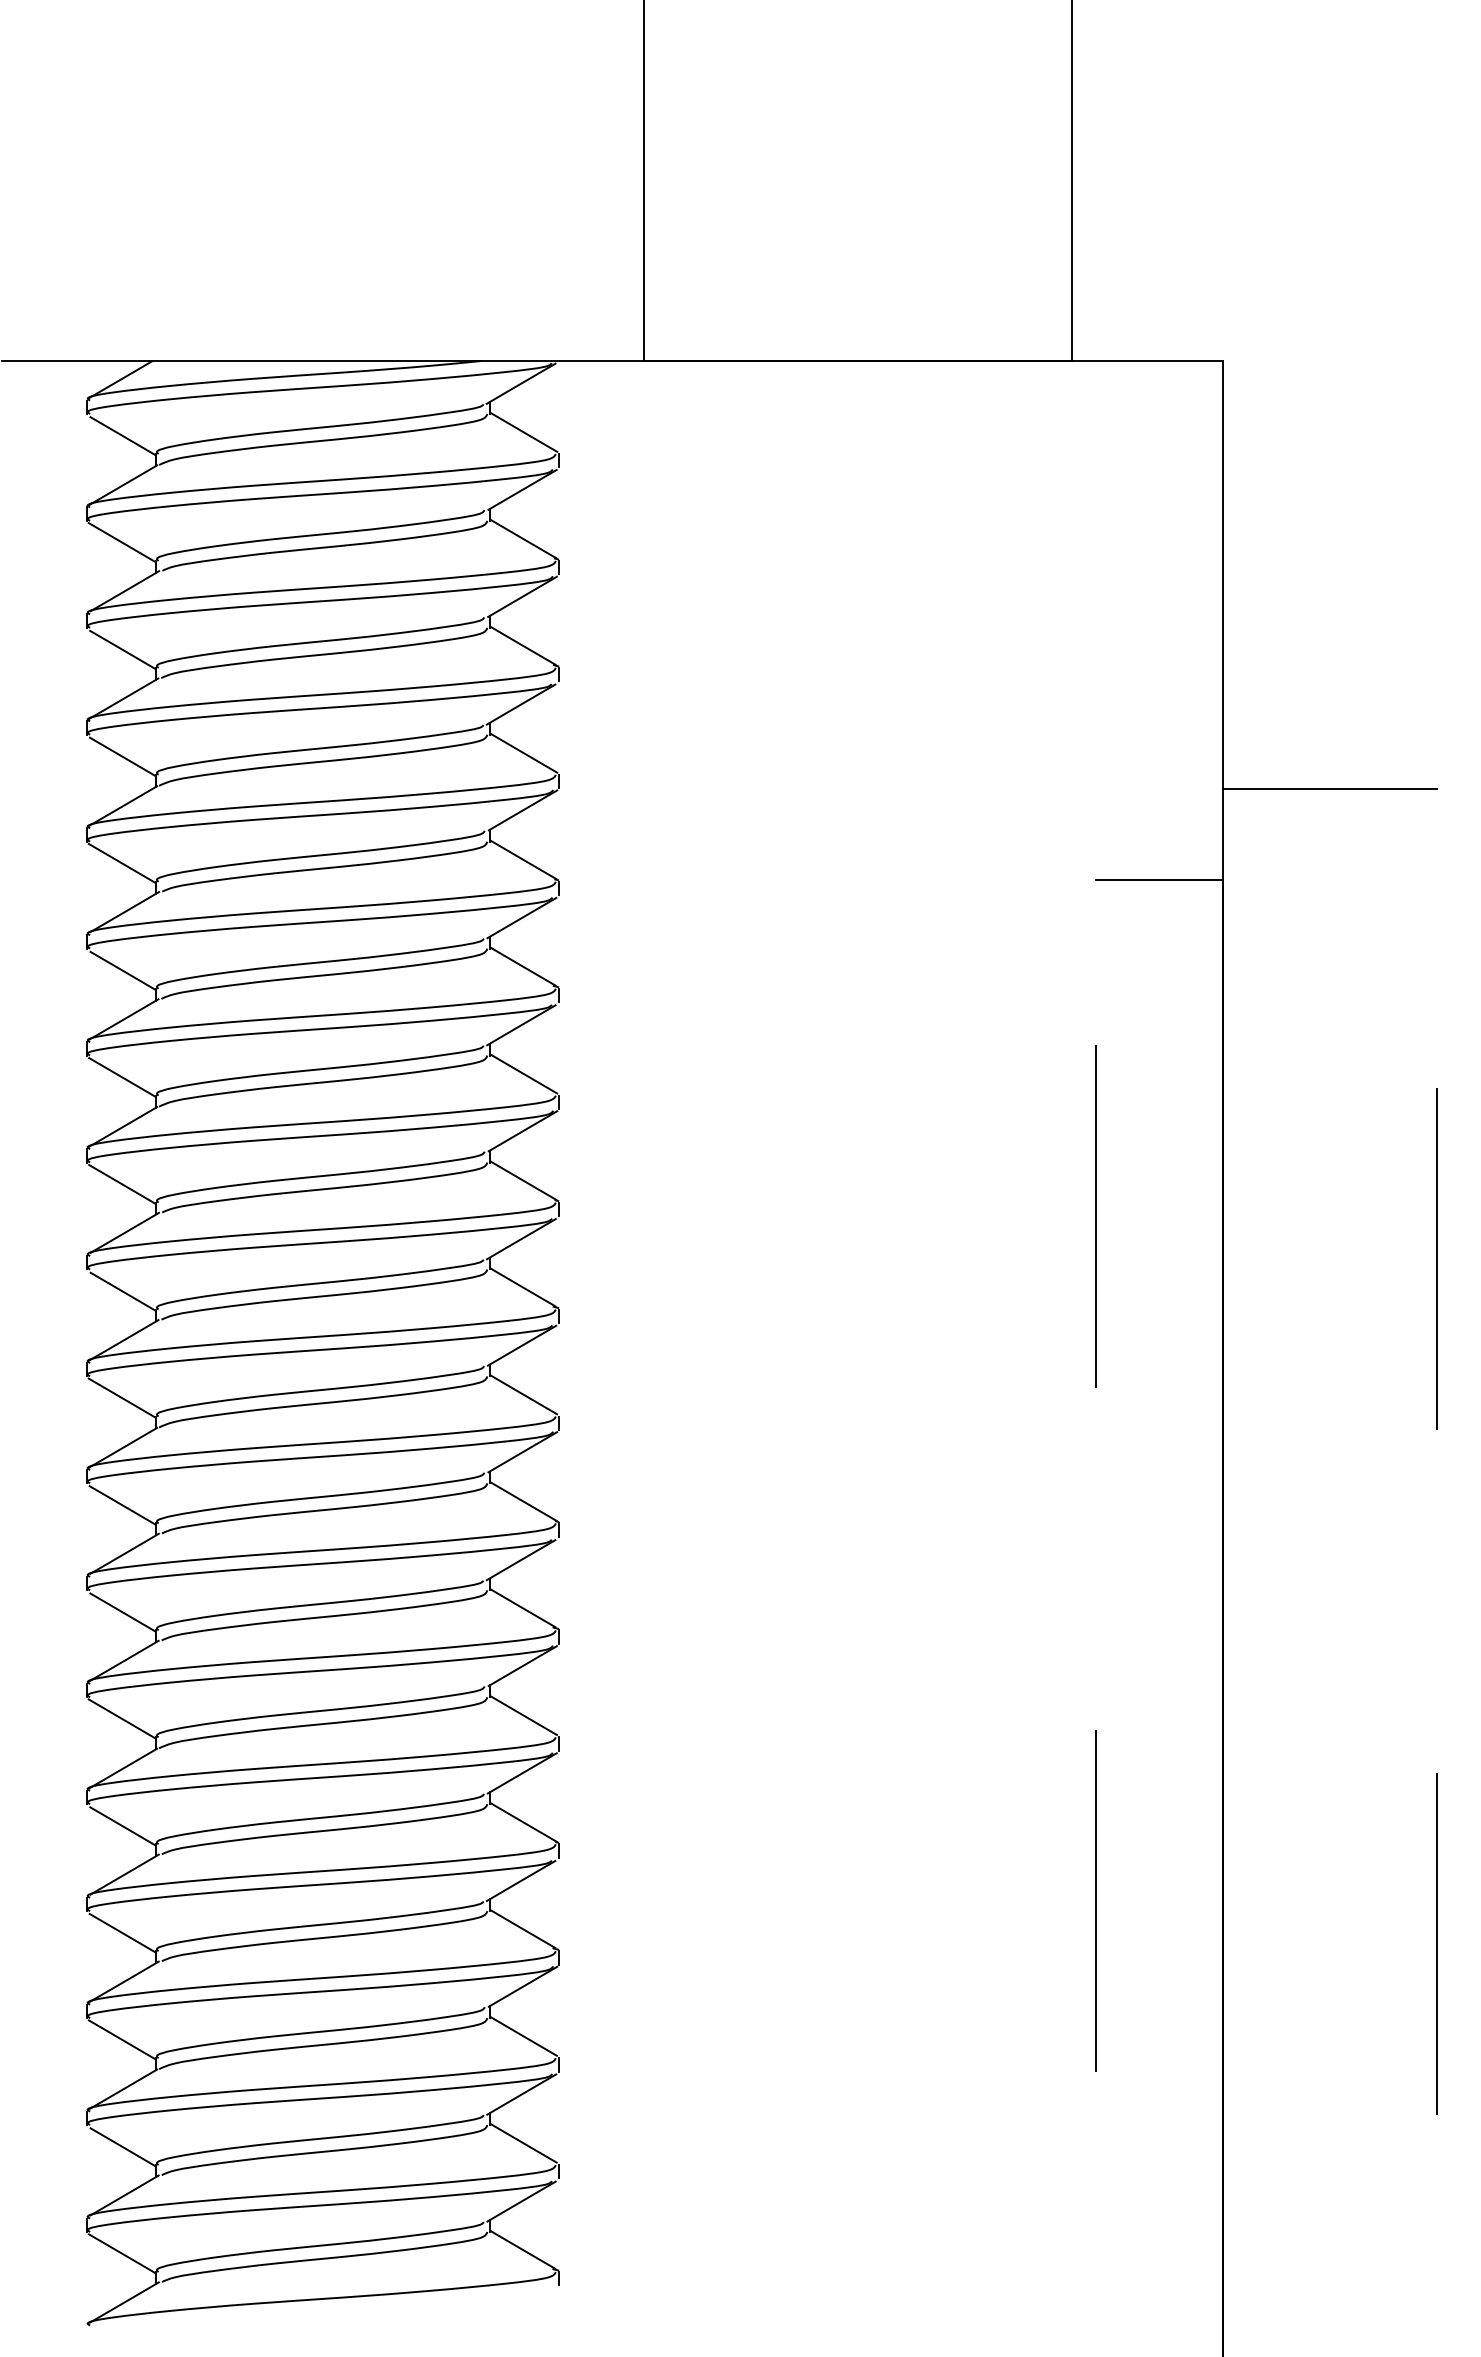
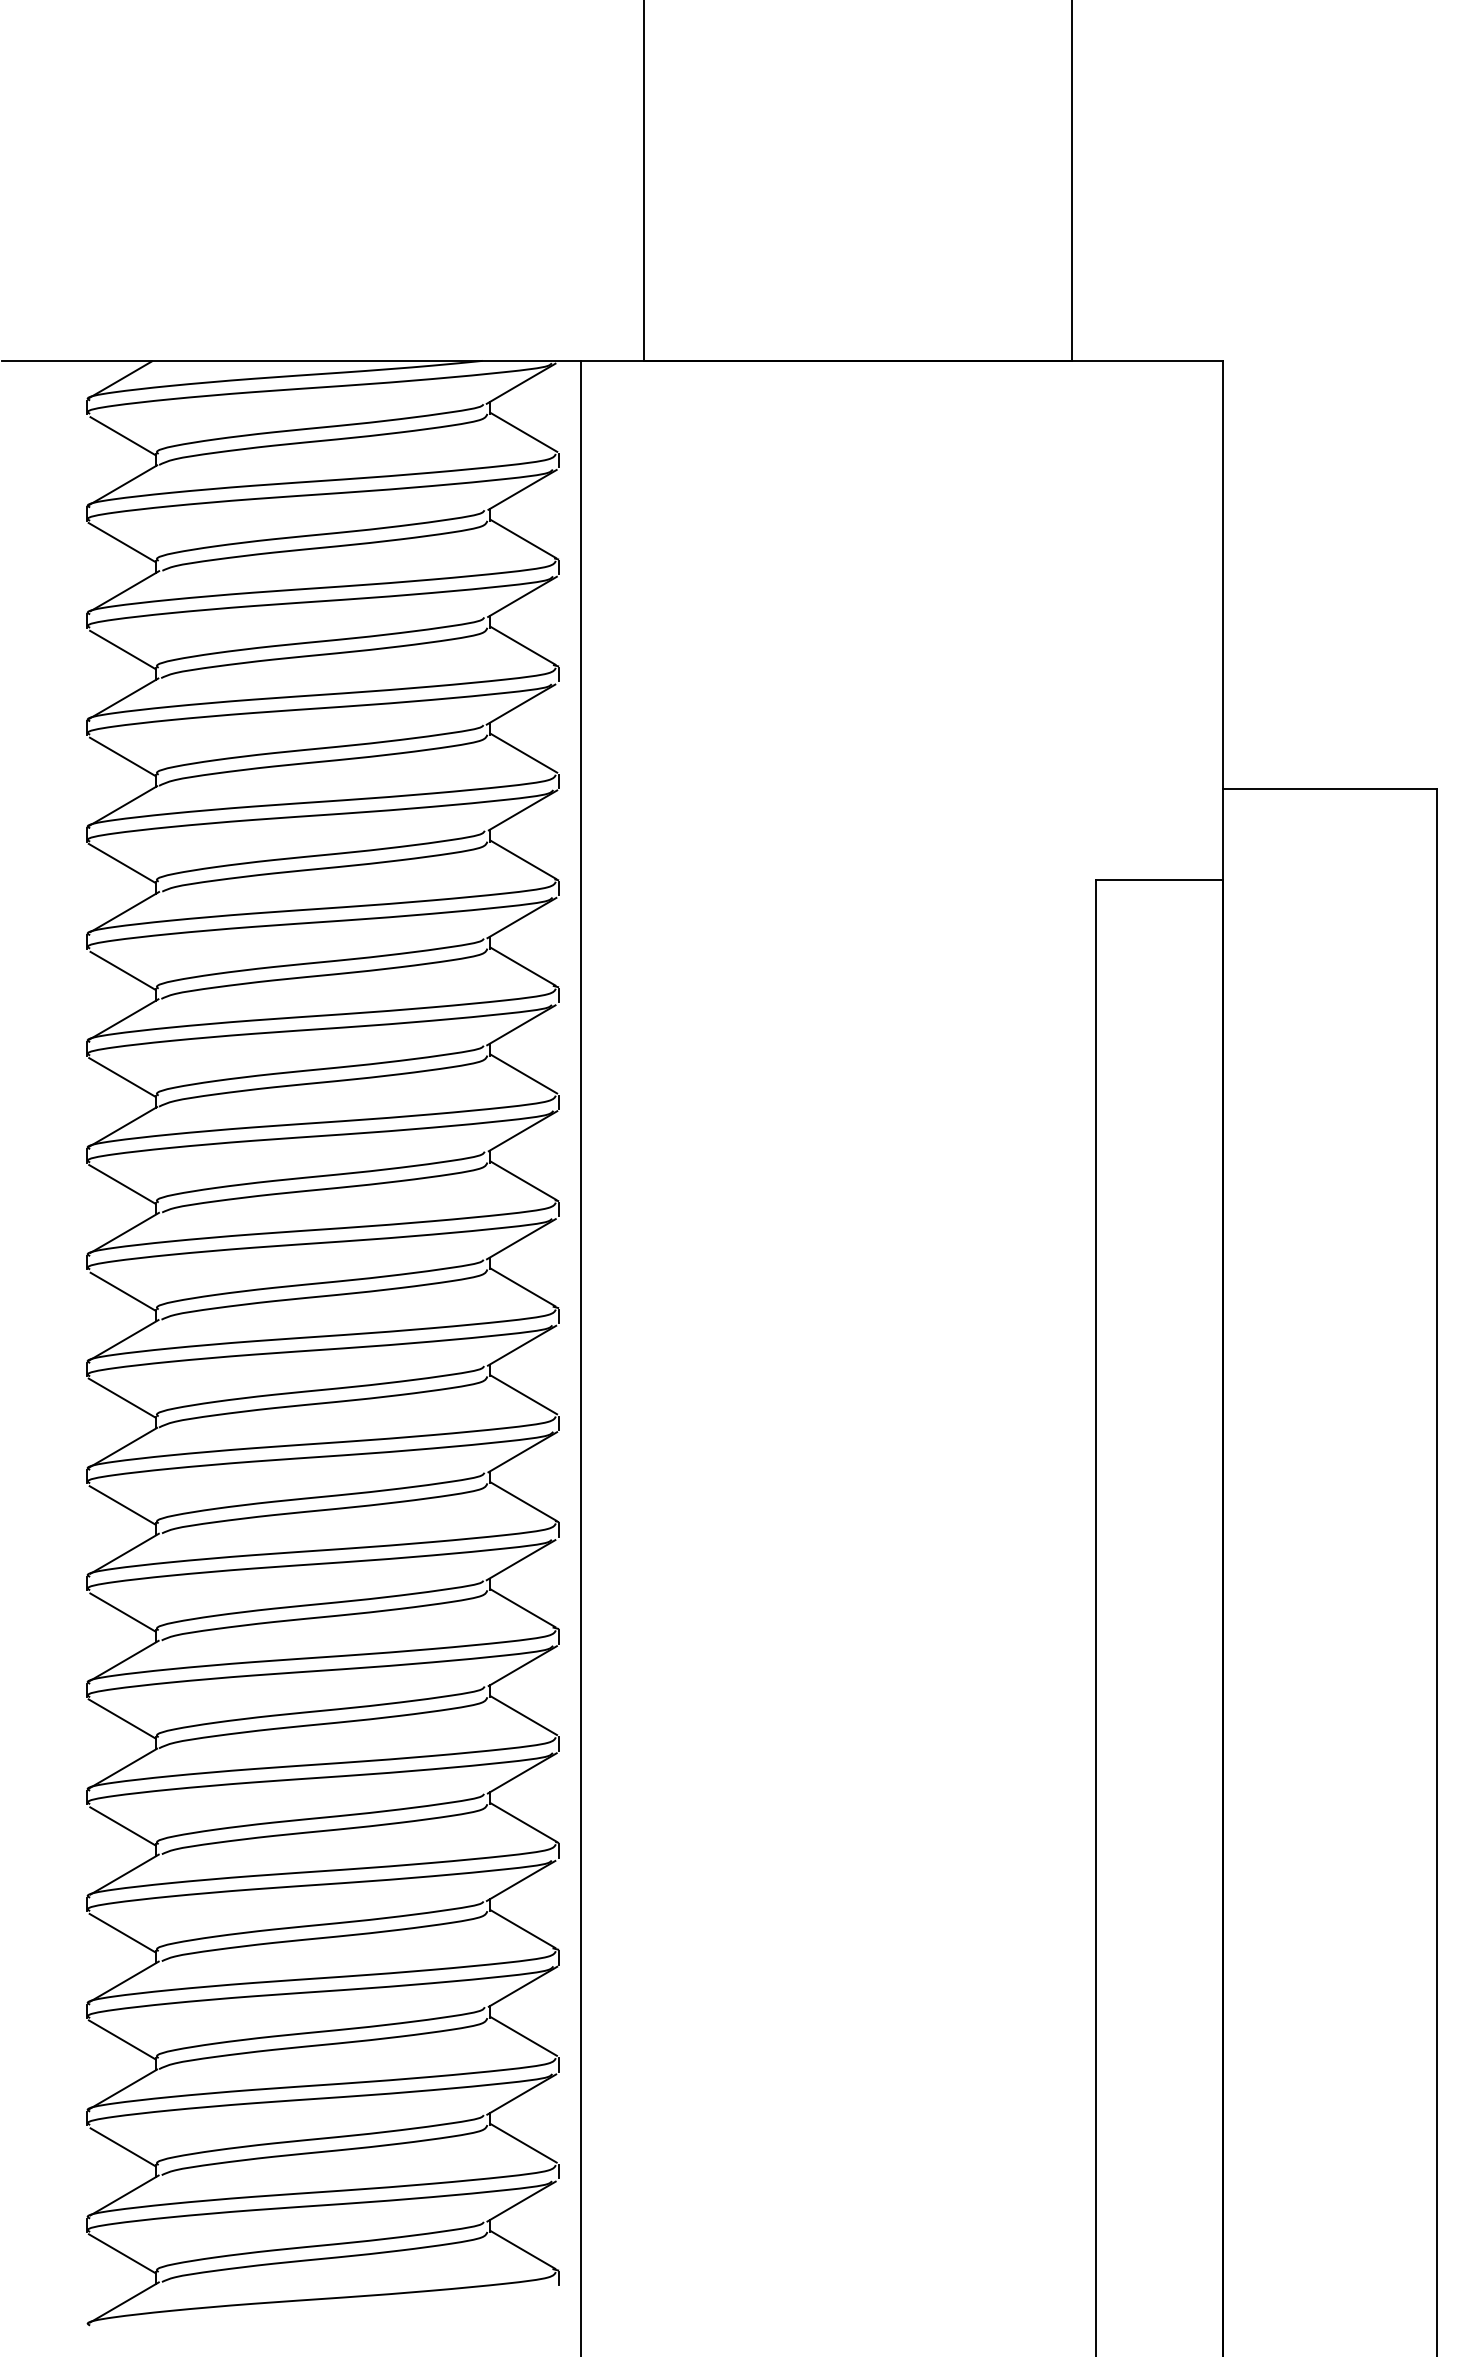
line: none -> present (581, 1356)
line: dashed -> solid (1436, 1572)
line: dashed -> solid (1096, 1617)
